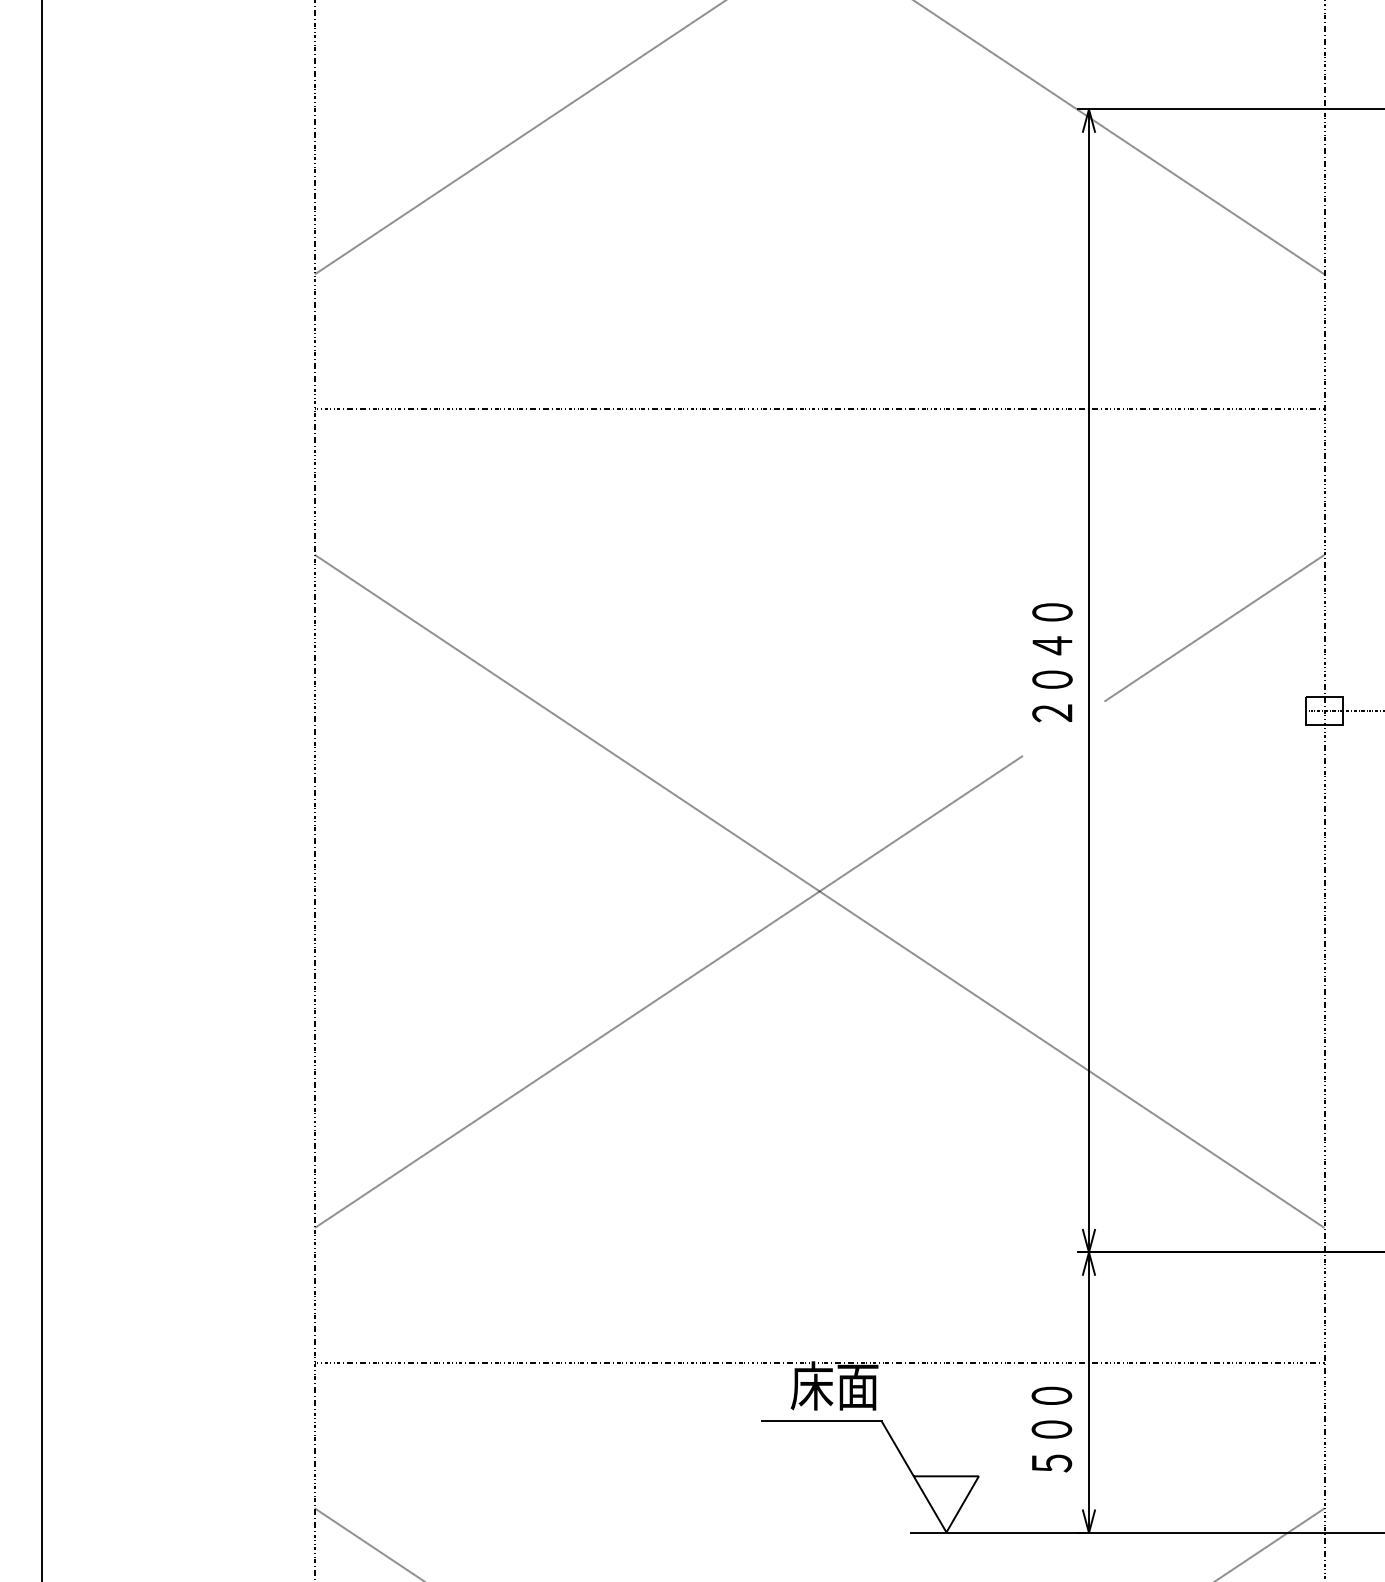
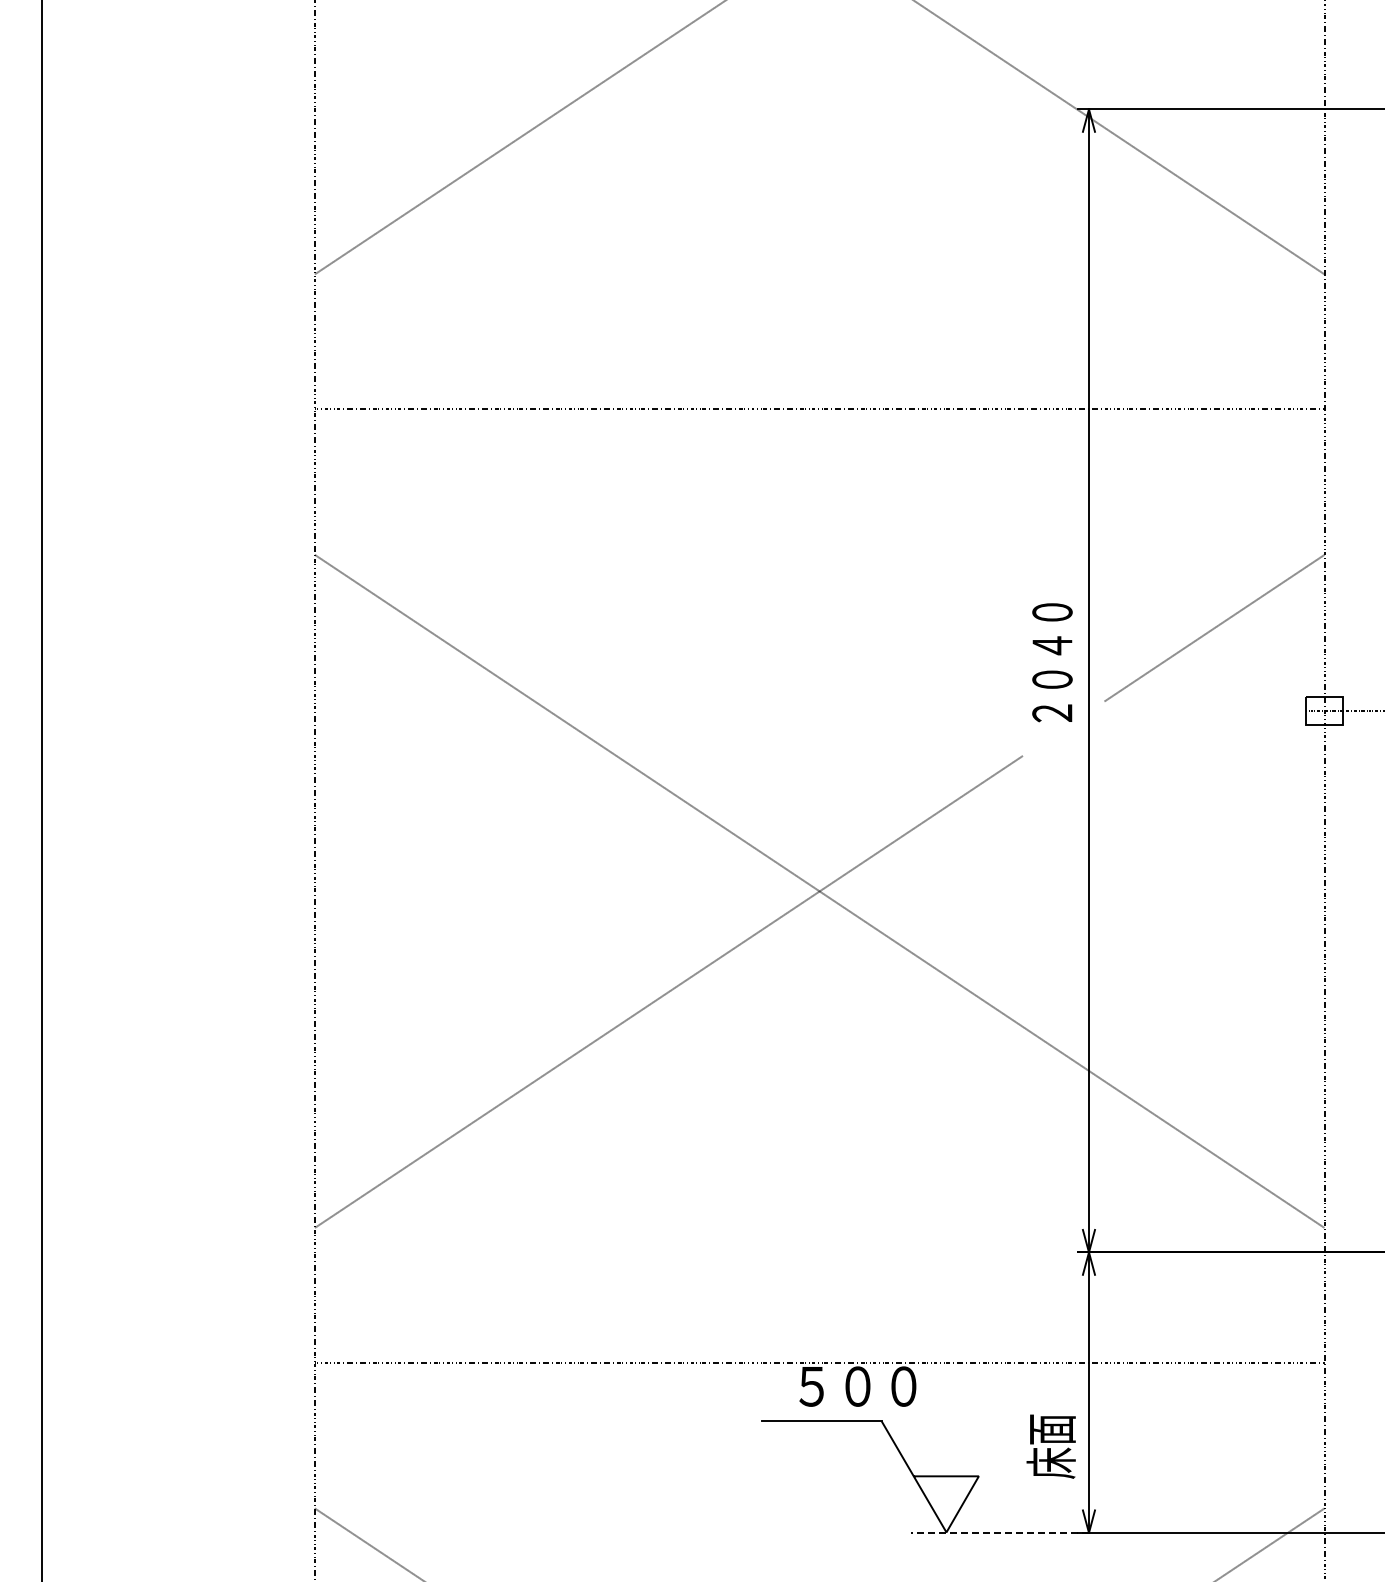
text: 床面 -> ５００ (853, 1385)
text: ５００ -> 床面 (1050, 1432)
line: solid -> dashed (1000, 1532)
